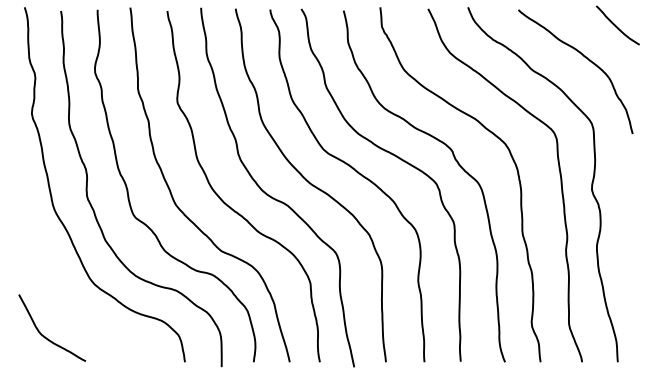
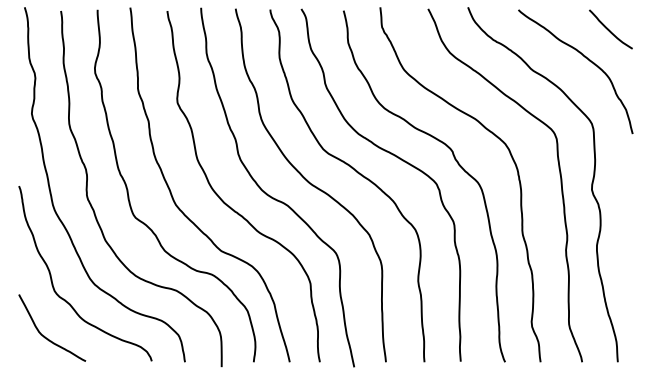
curve position: (616, 25) -> (609, 29) (609, 29)
curve: none -> present (65, 299)
